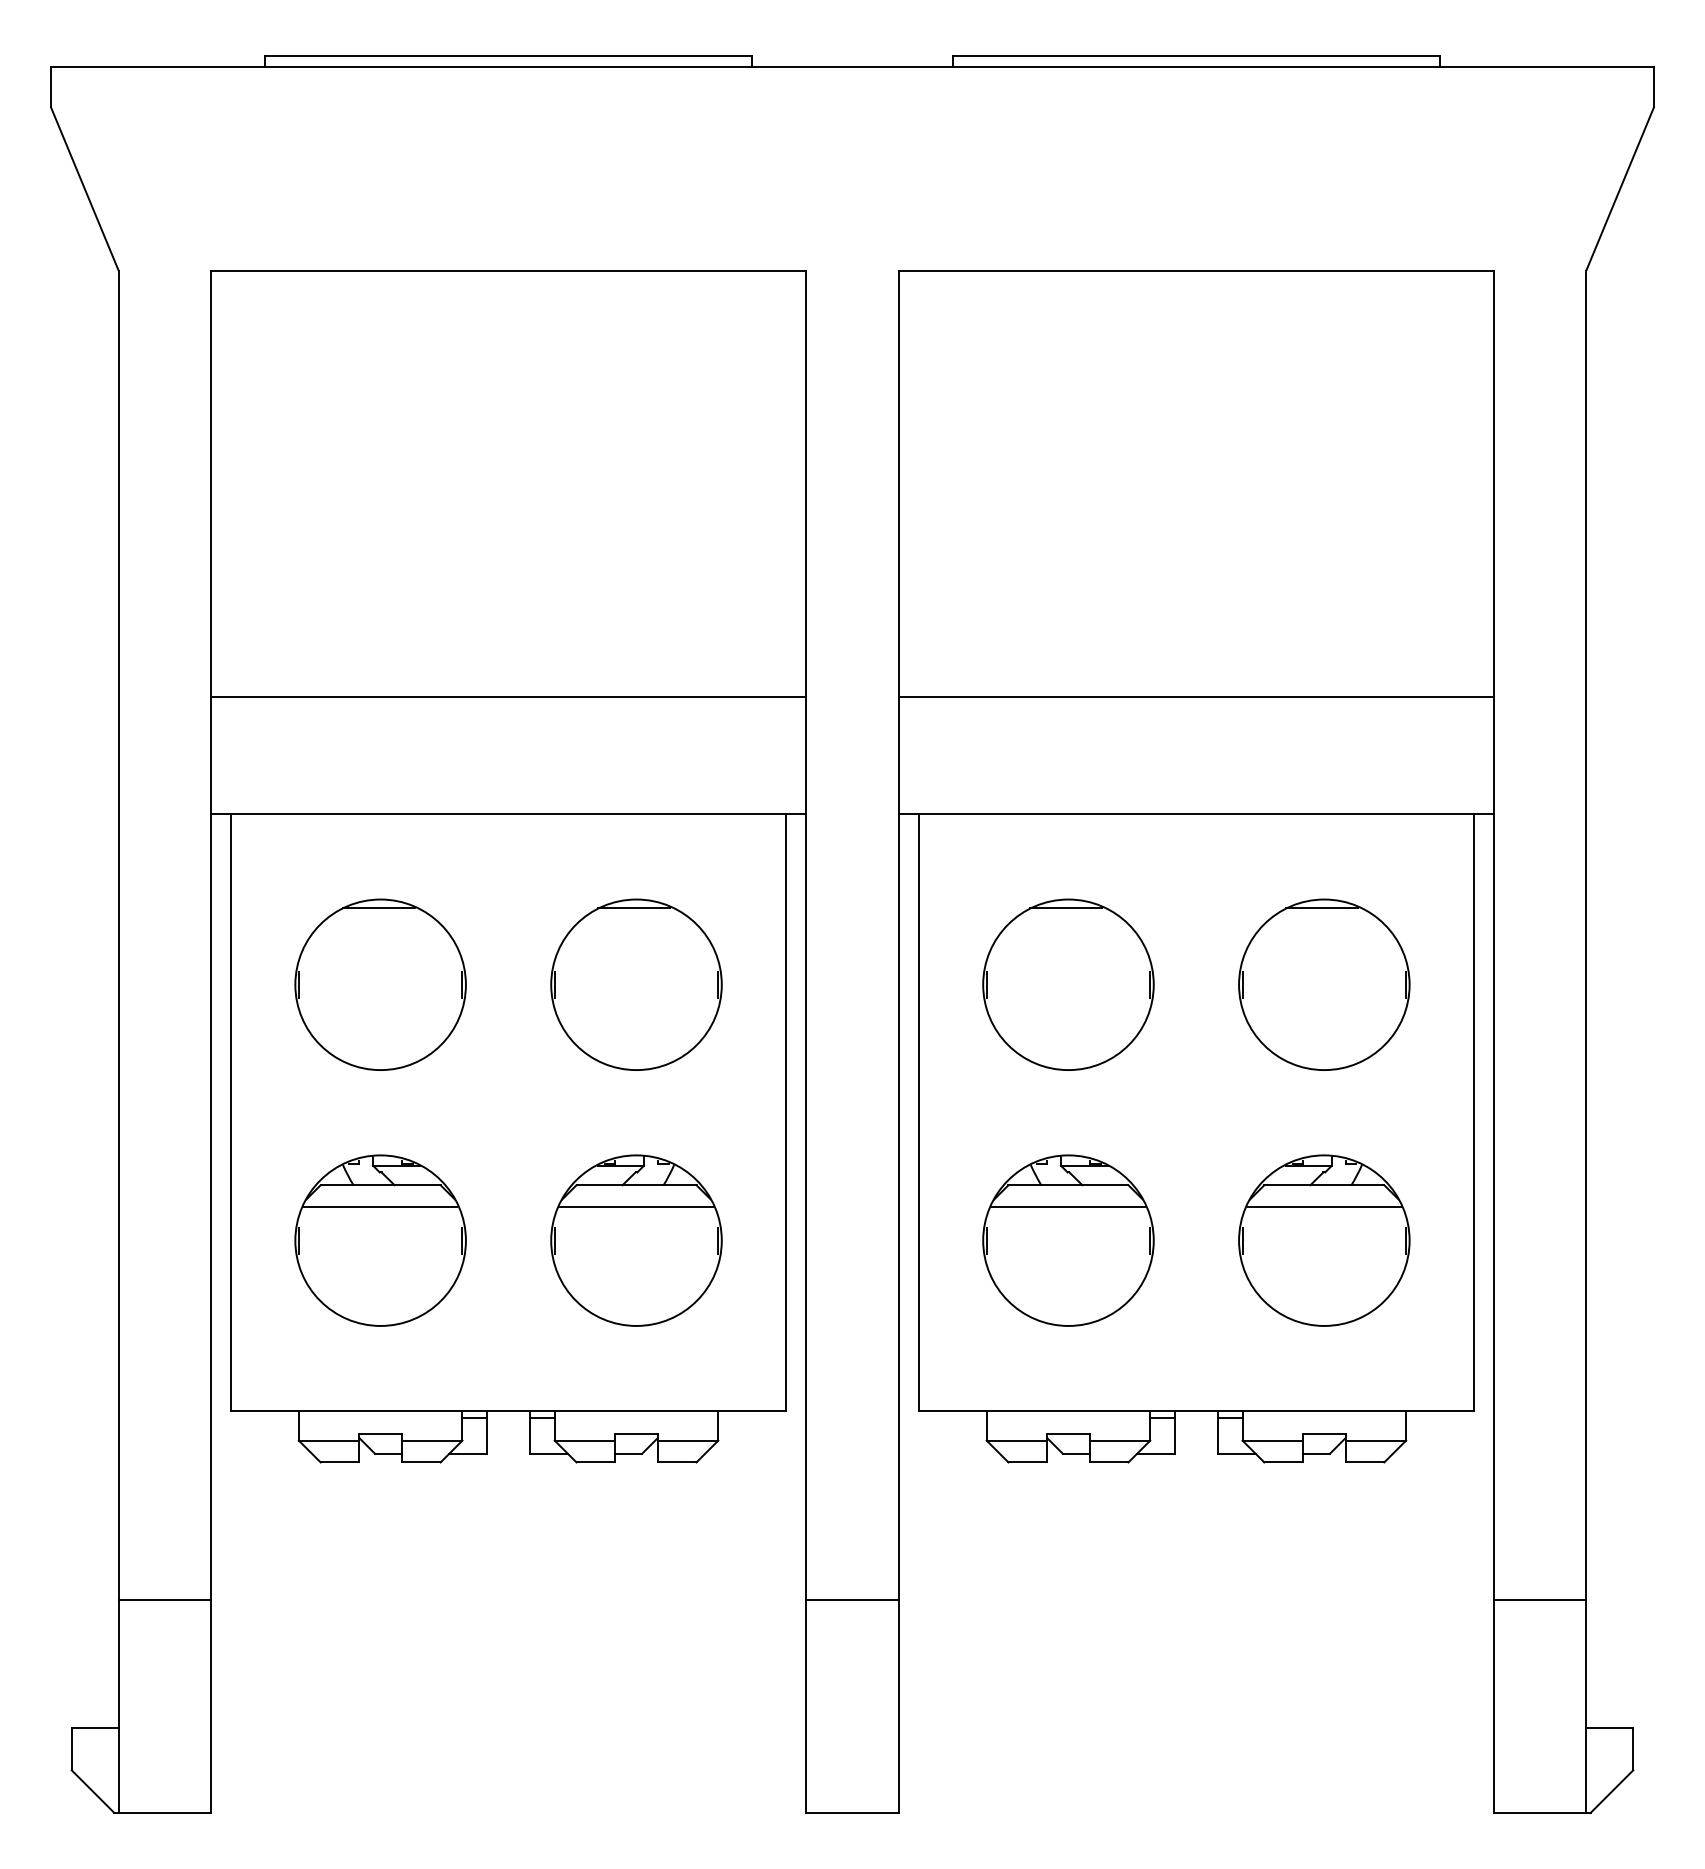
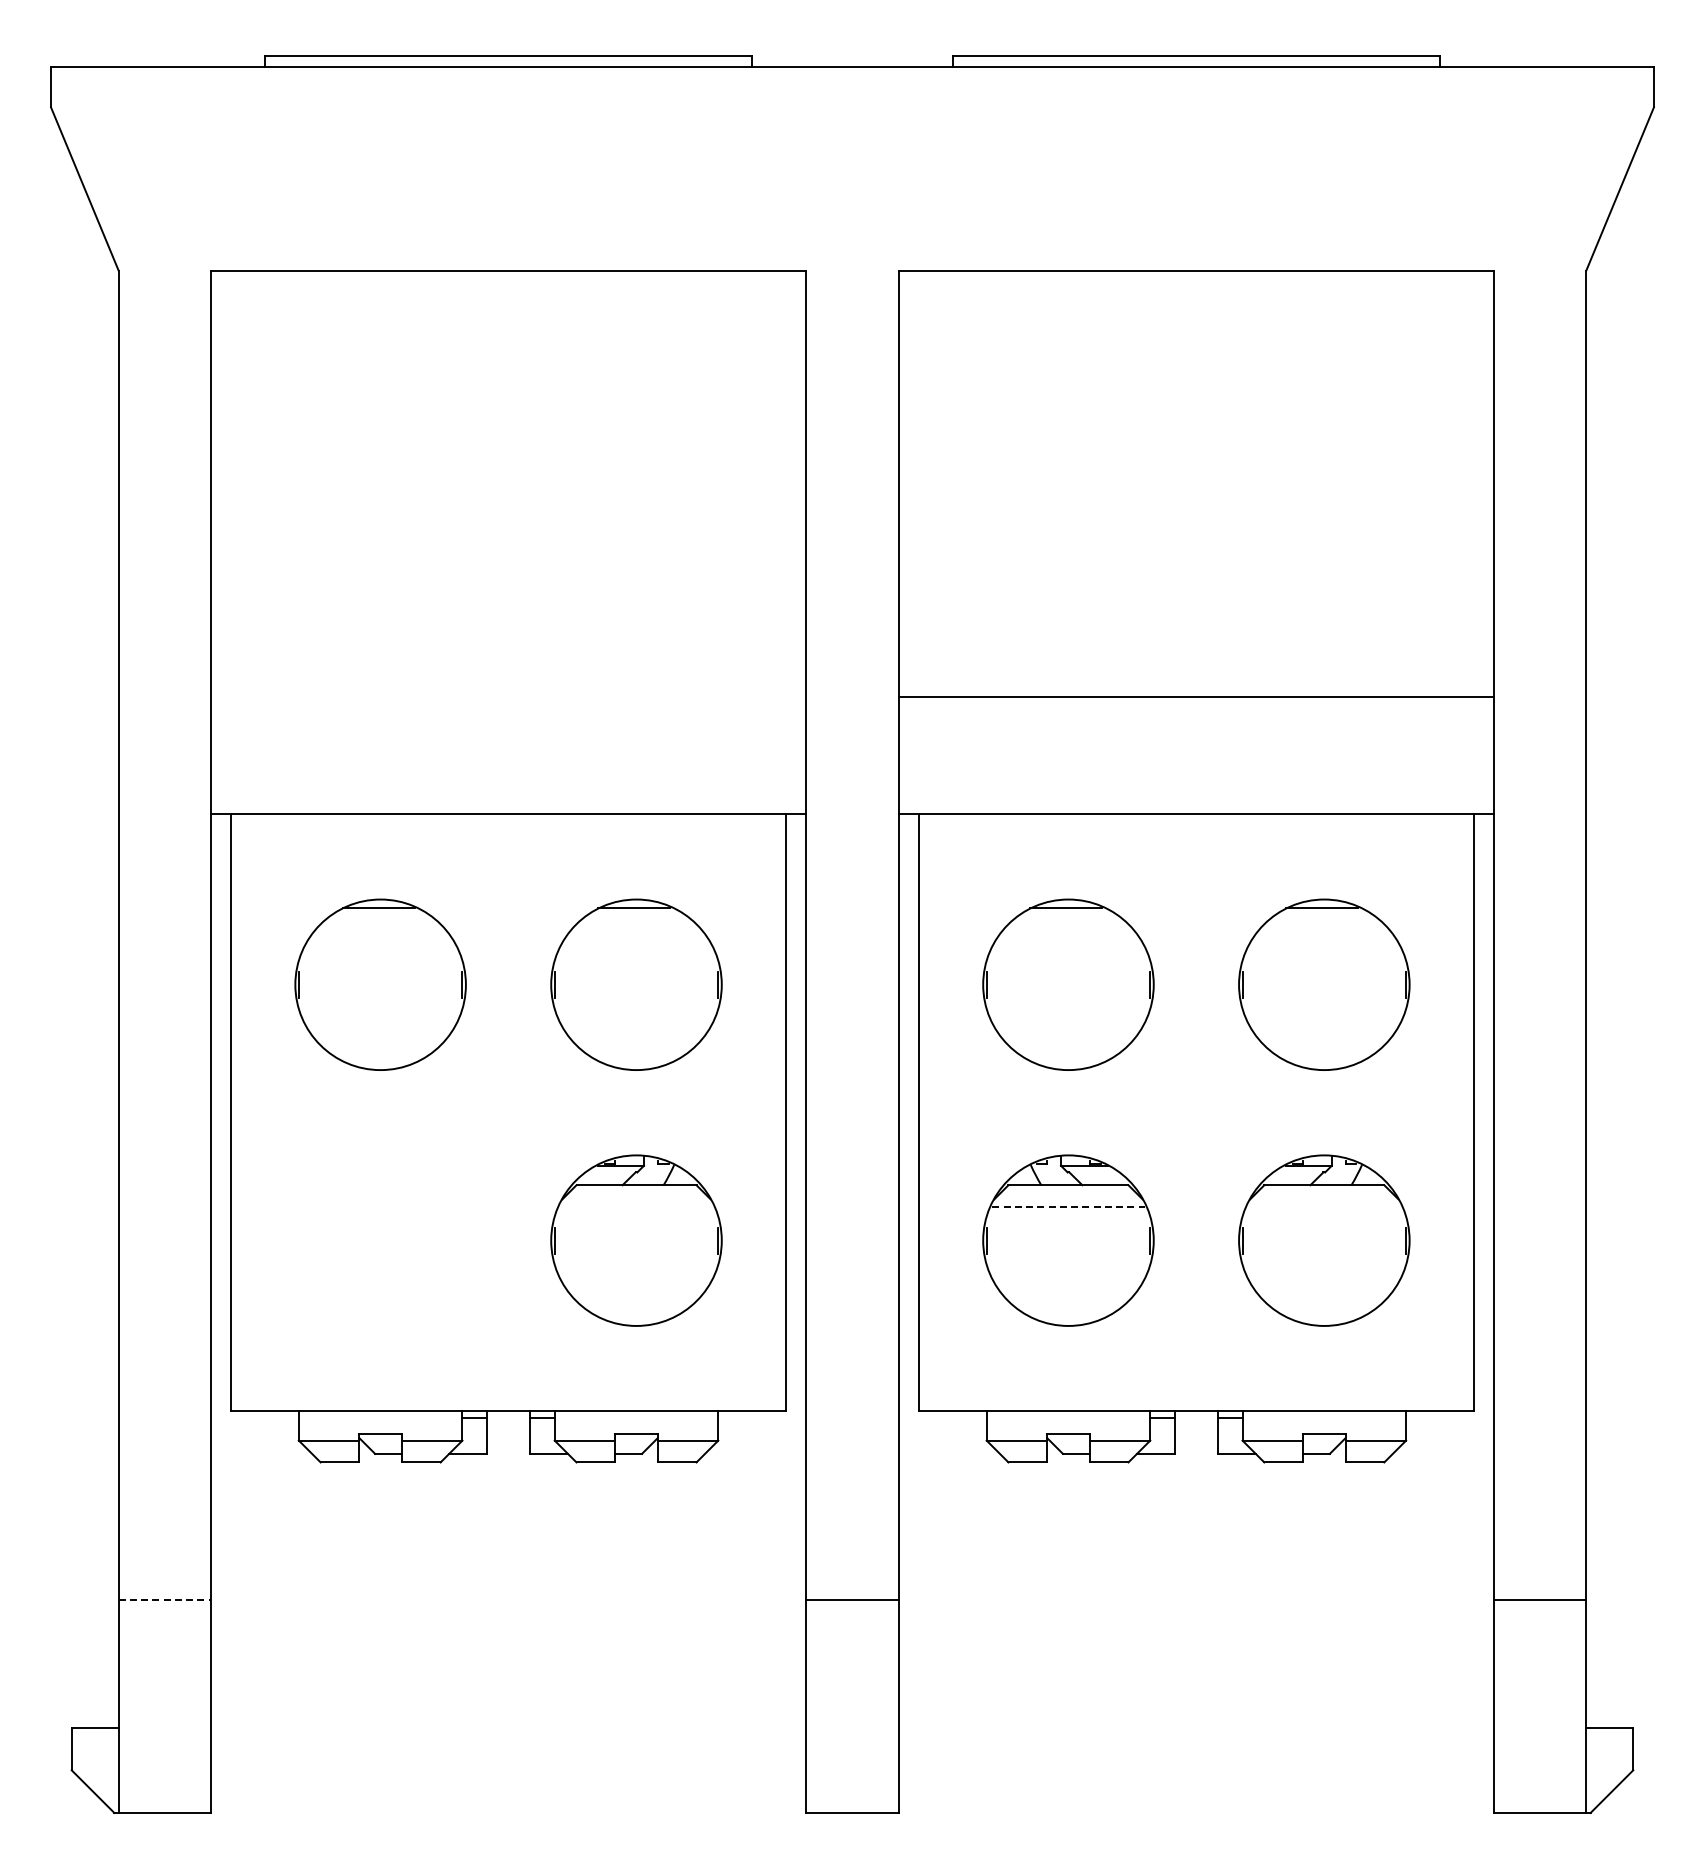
line: present -> none (508, 696)
line: present -> none (636, 1206)
line: solid -> dashed (1068, 1206)
line: present -> none (1324, 1206)
part: present -> none (380, 1240)
line: solid -> dashed (165, 1599)
